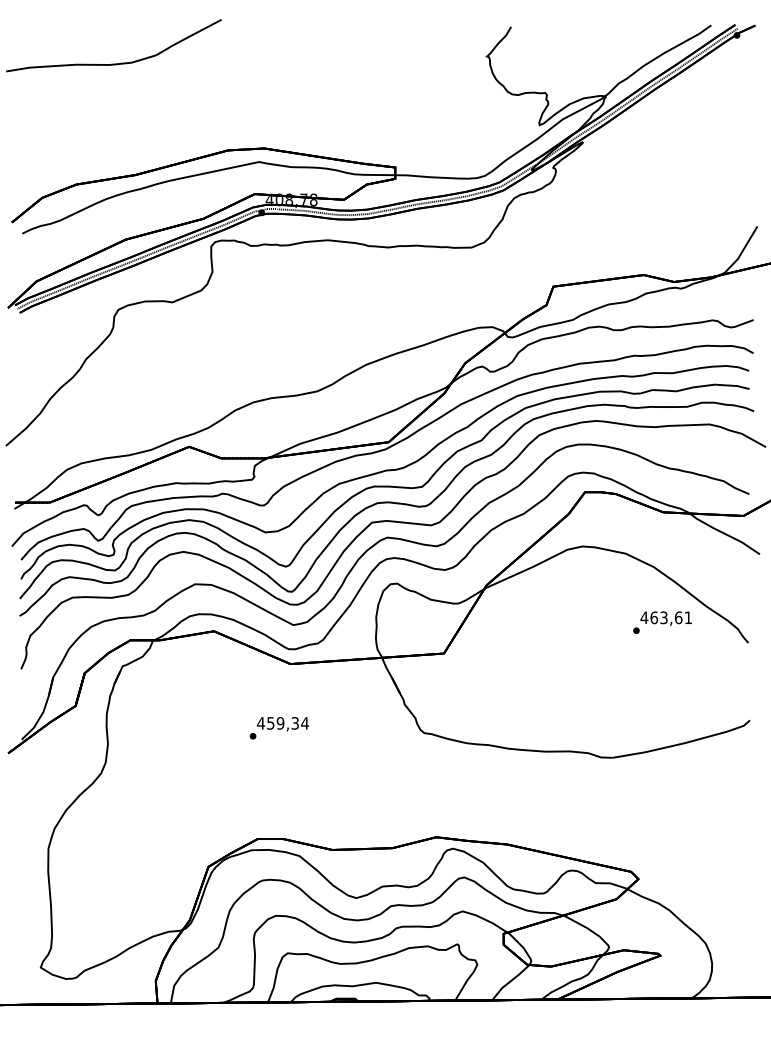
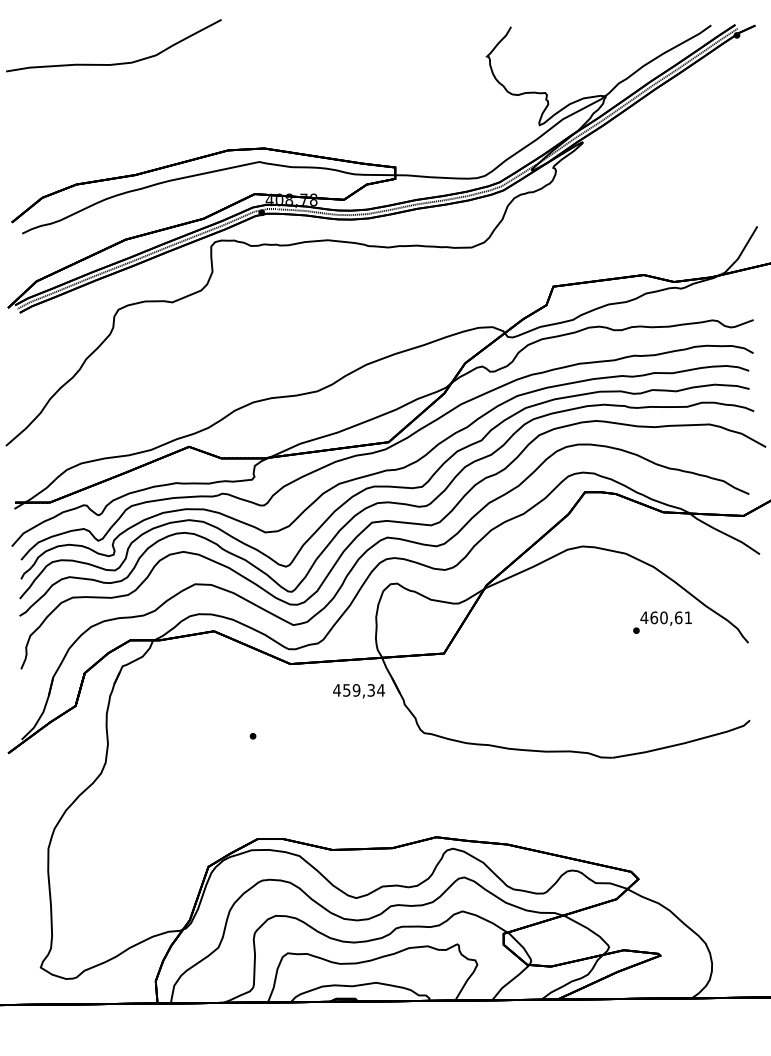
text: 463,61 -> 460,61 (663, 617)
text position: (282, 724) -> (358, 691) (358, 691)
